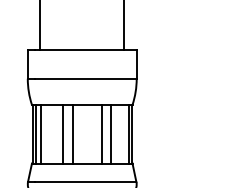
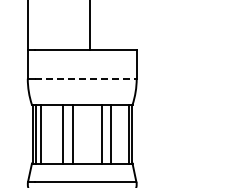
line position: (40, 26) -> (28, 26) (28, 26)
line position: (124, 26) -> (90, 26) (90, 26)
line: solid -> dashed (86, 78)
